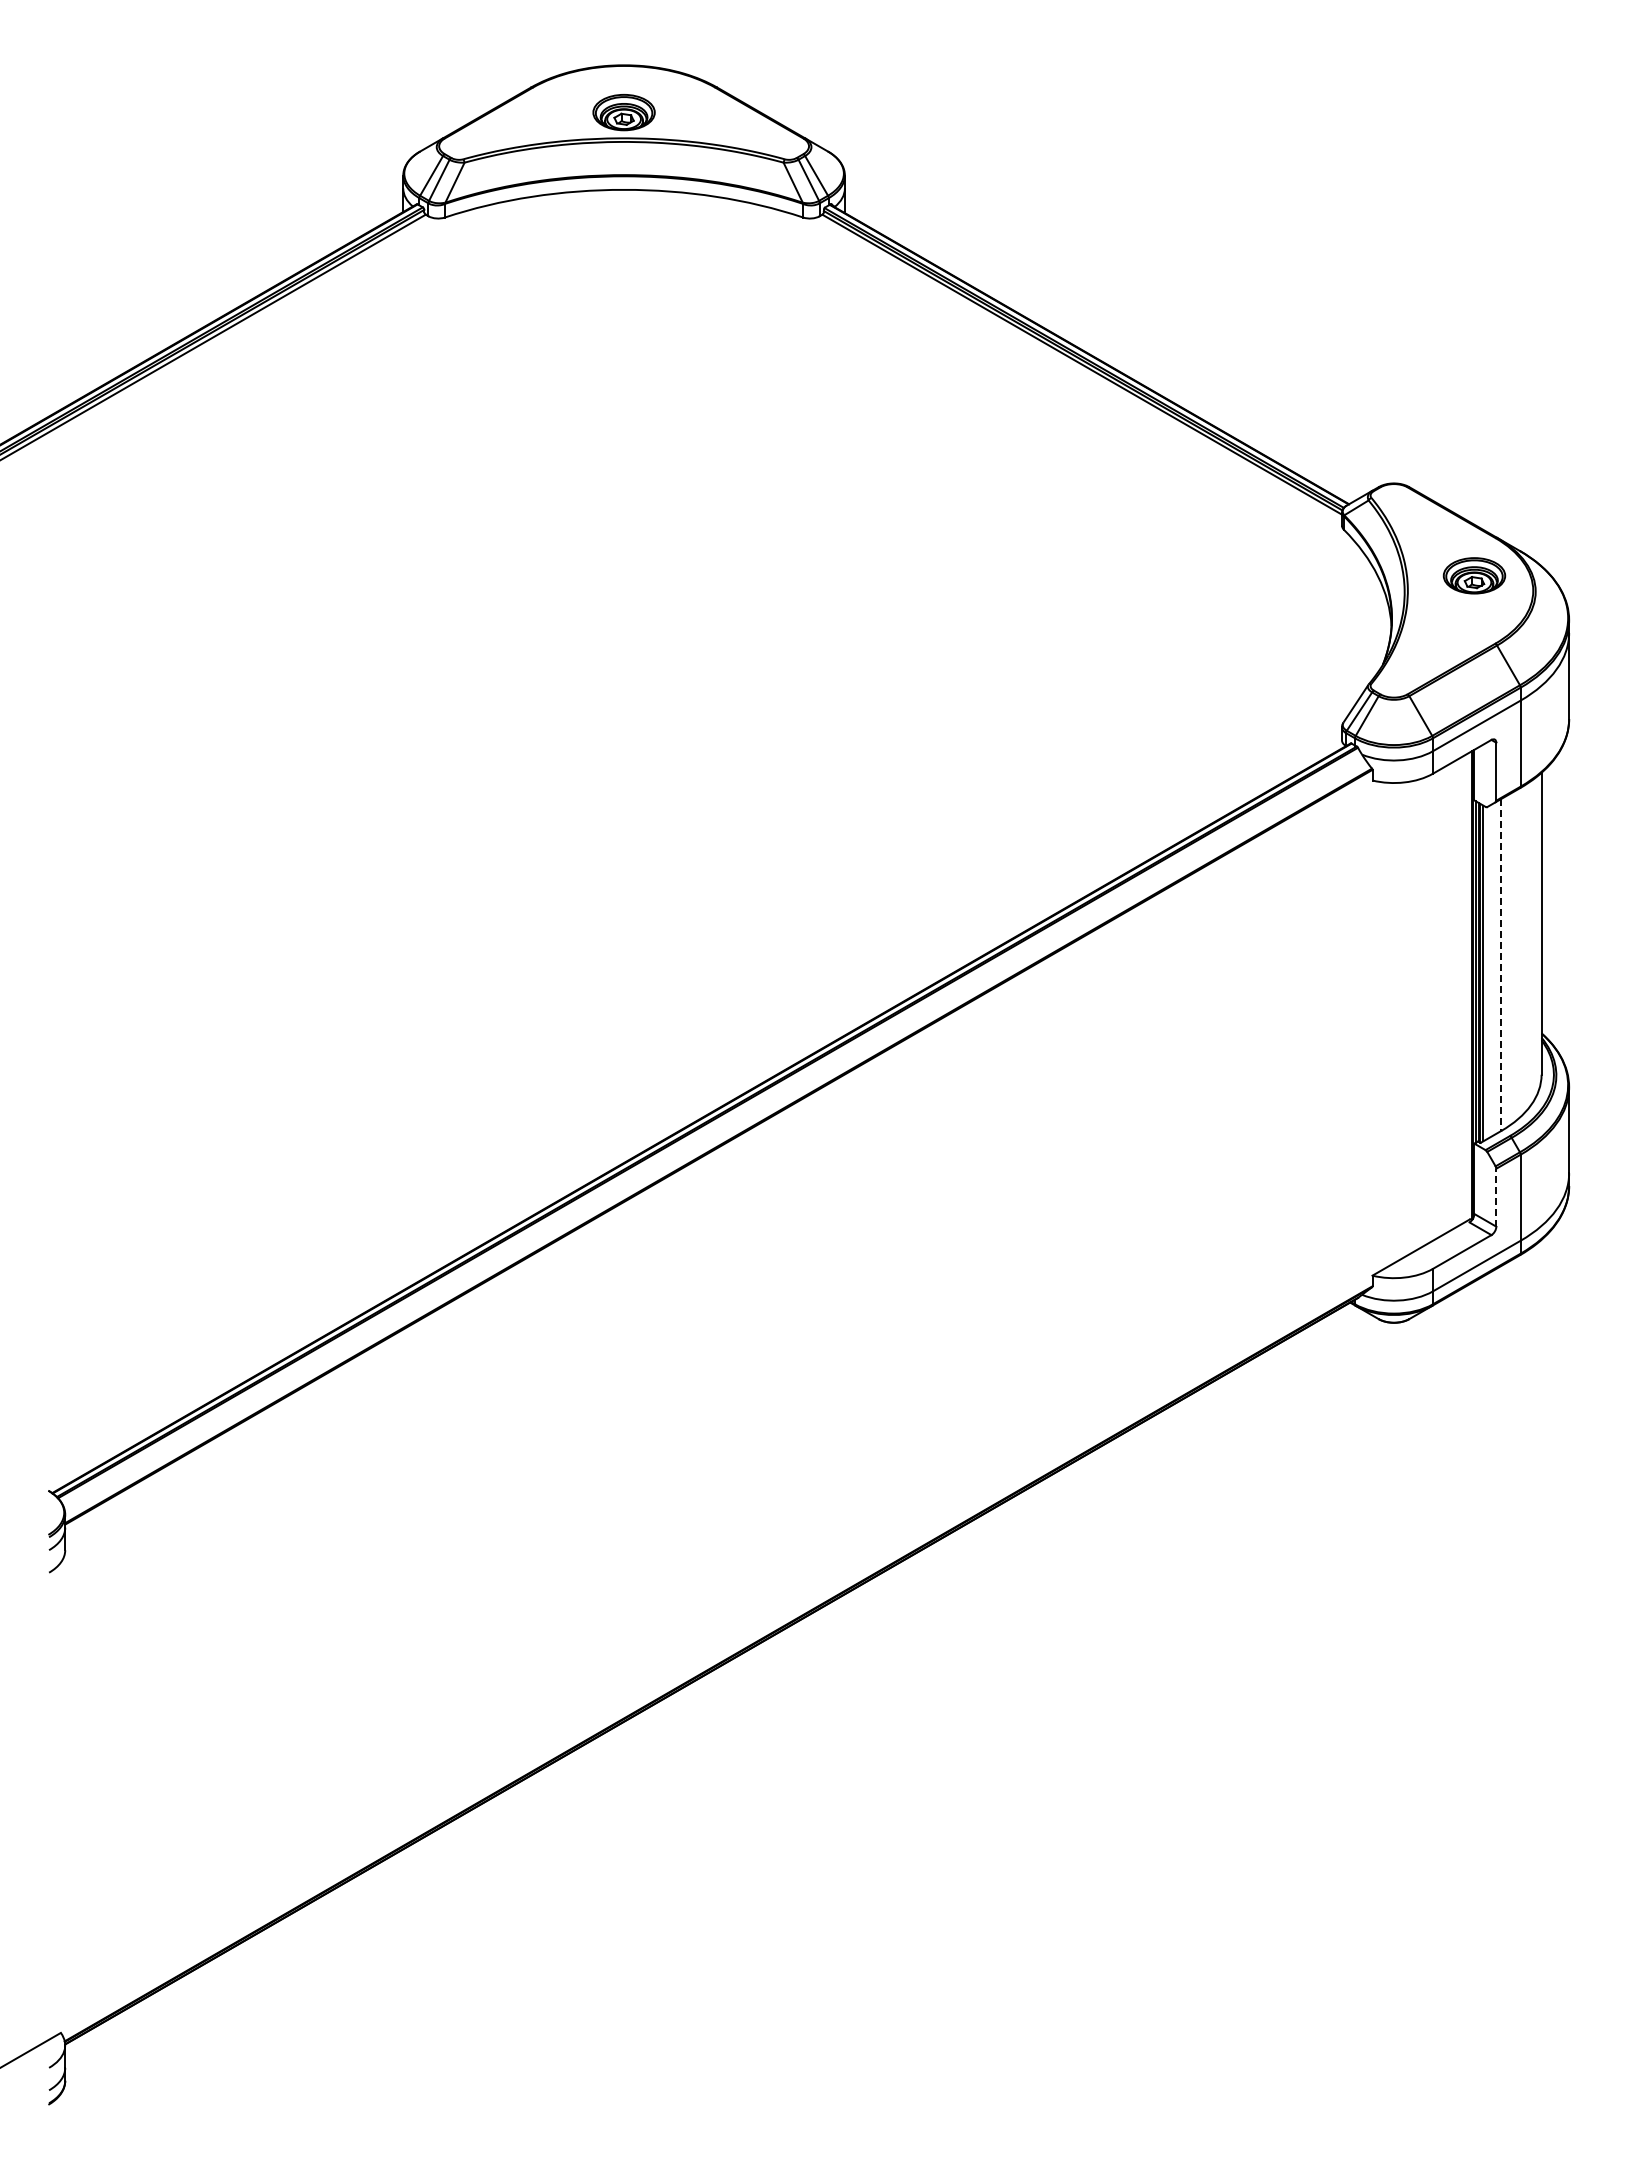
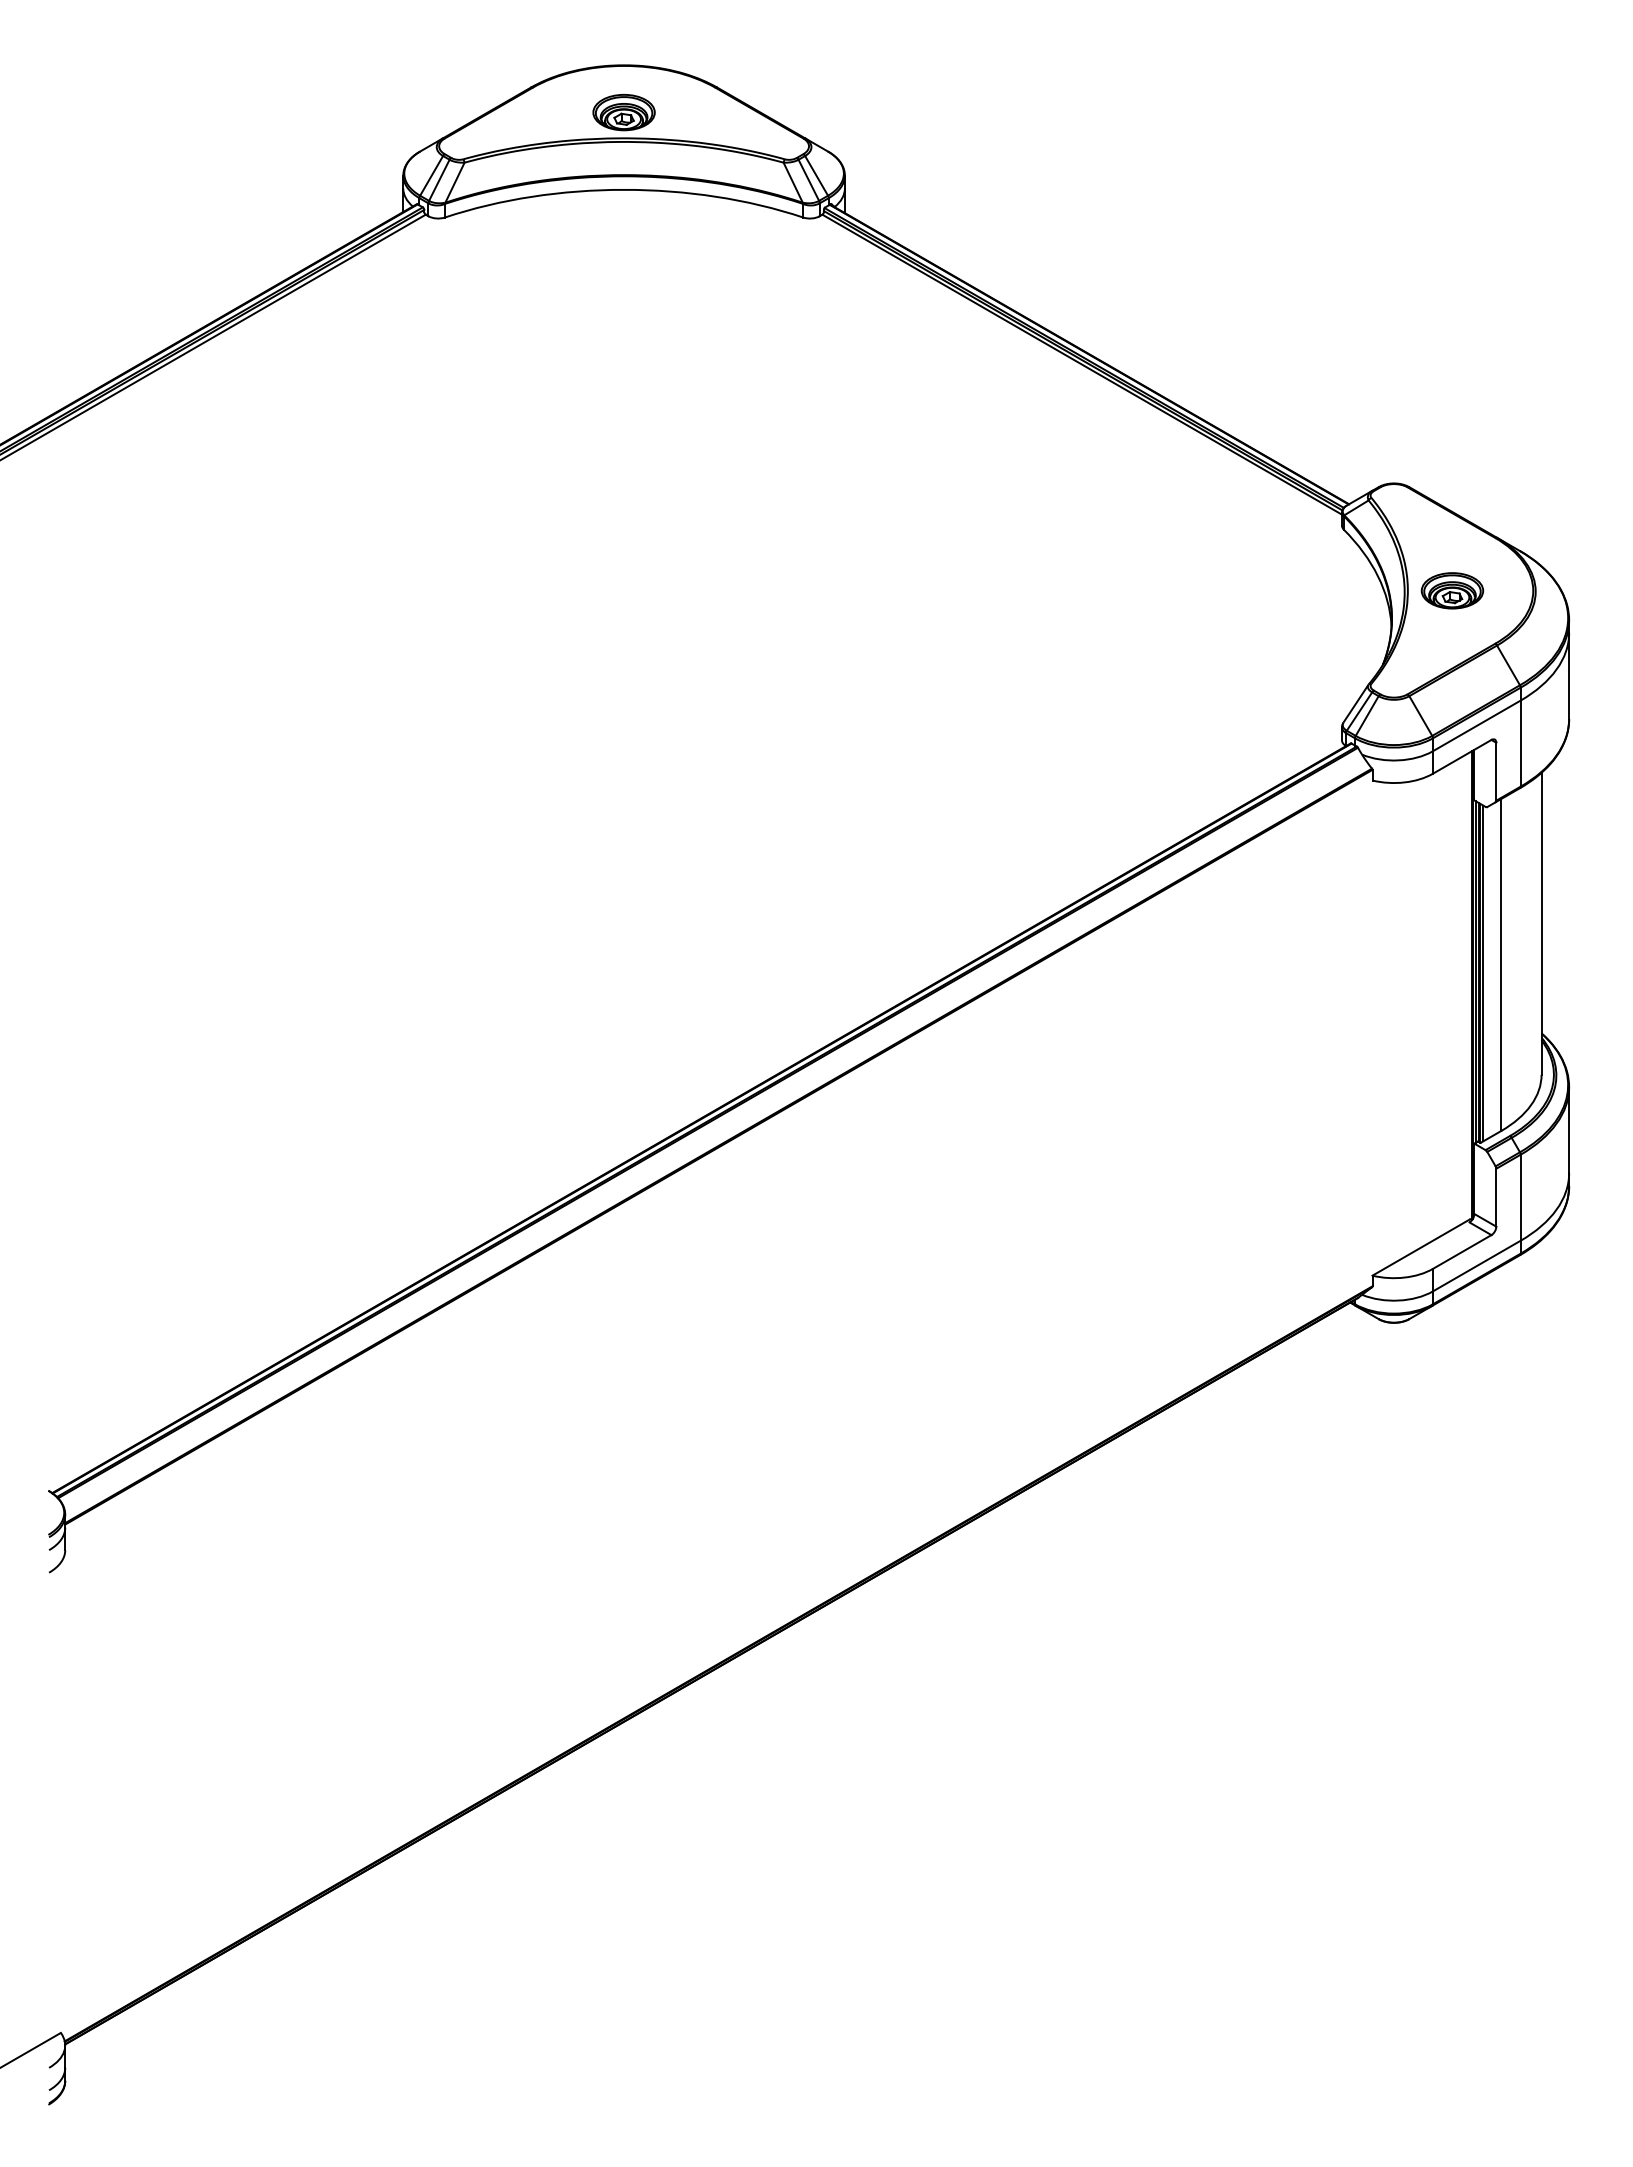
part position: (1474, 575) -> (1452, 590) (1452, 590)
line: dashed -> solid (1501, 965)
line: dashed -> solid (1496, 1197)
